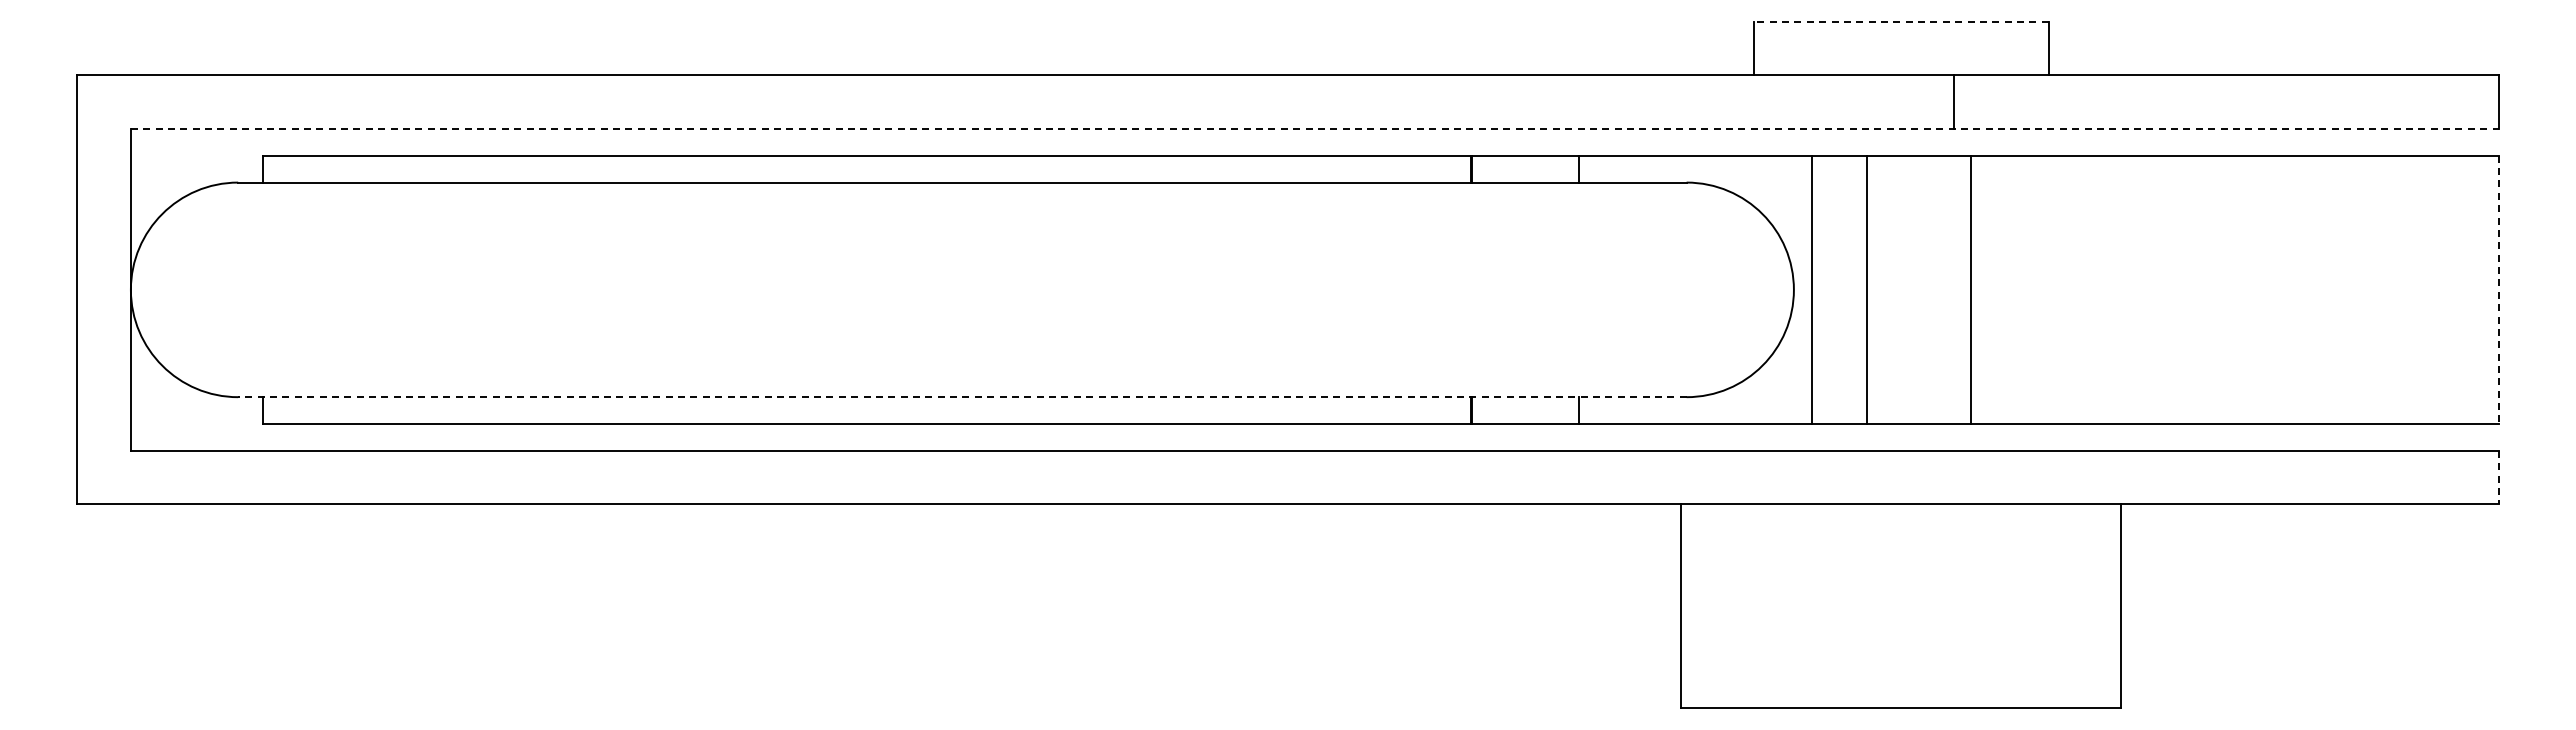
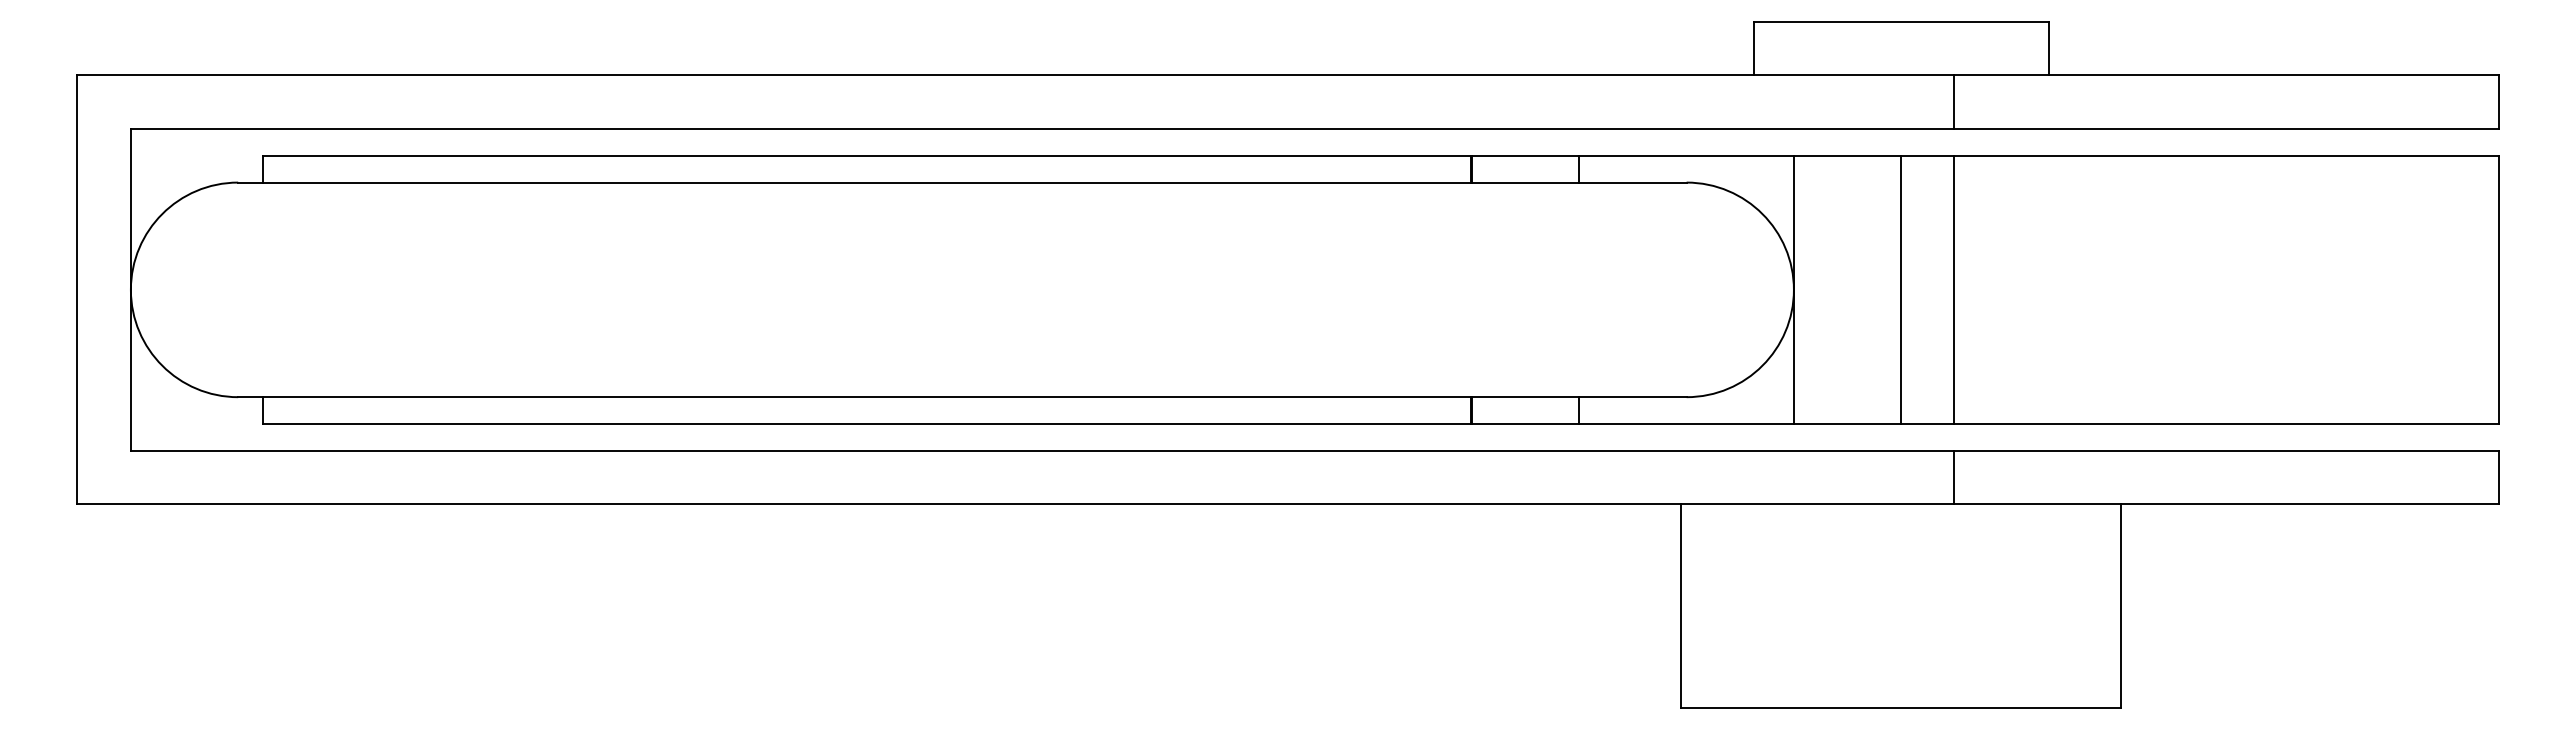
line: dashed -> solid (1901, 21)
line: dashed -> solid (1314, 128)
line position: (1811, 289) -> (1793, 289) (1793, 289)
line position: (1867, 289) -> (1901, 289) (1901, 289)
line position: (1970, 289) -> (1953, 289) (1953, 289)
line: dashed -> solid (2498, 290)
line: dashed -> solid (961, 397)
line: none -> present (1953, 477)
line: dashed -> solid (2498, 477)
